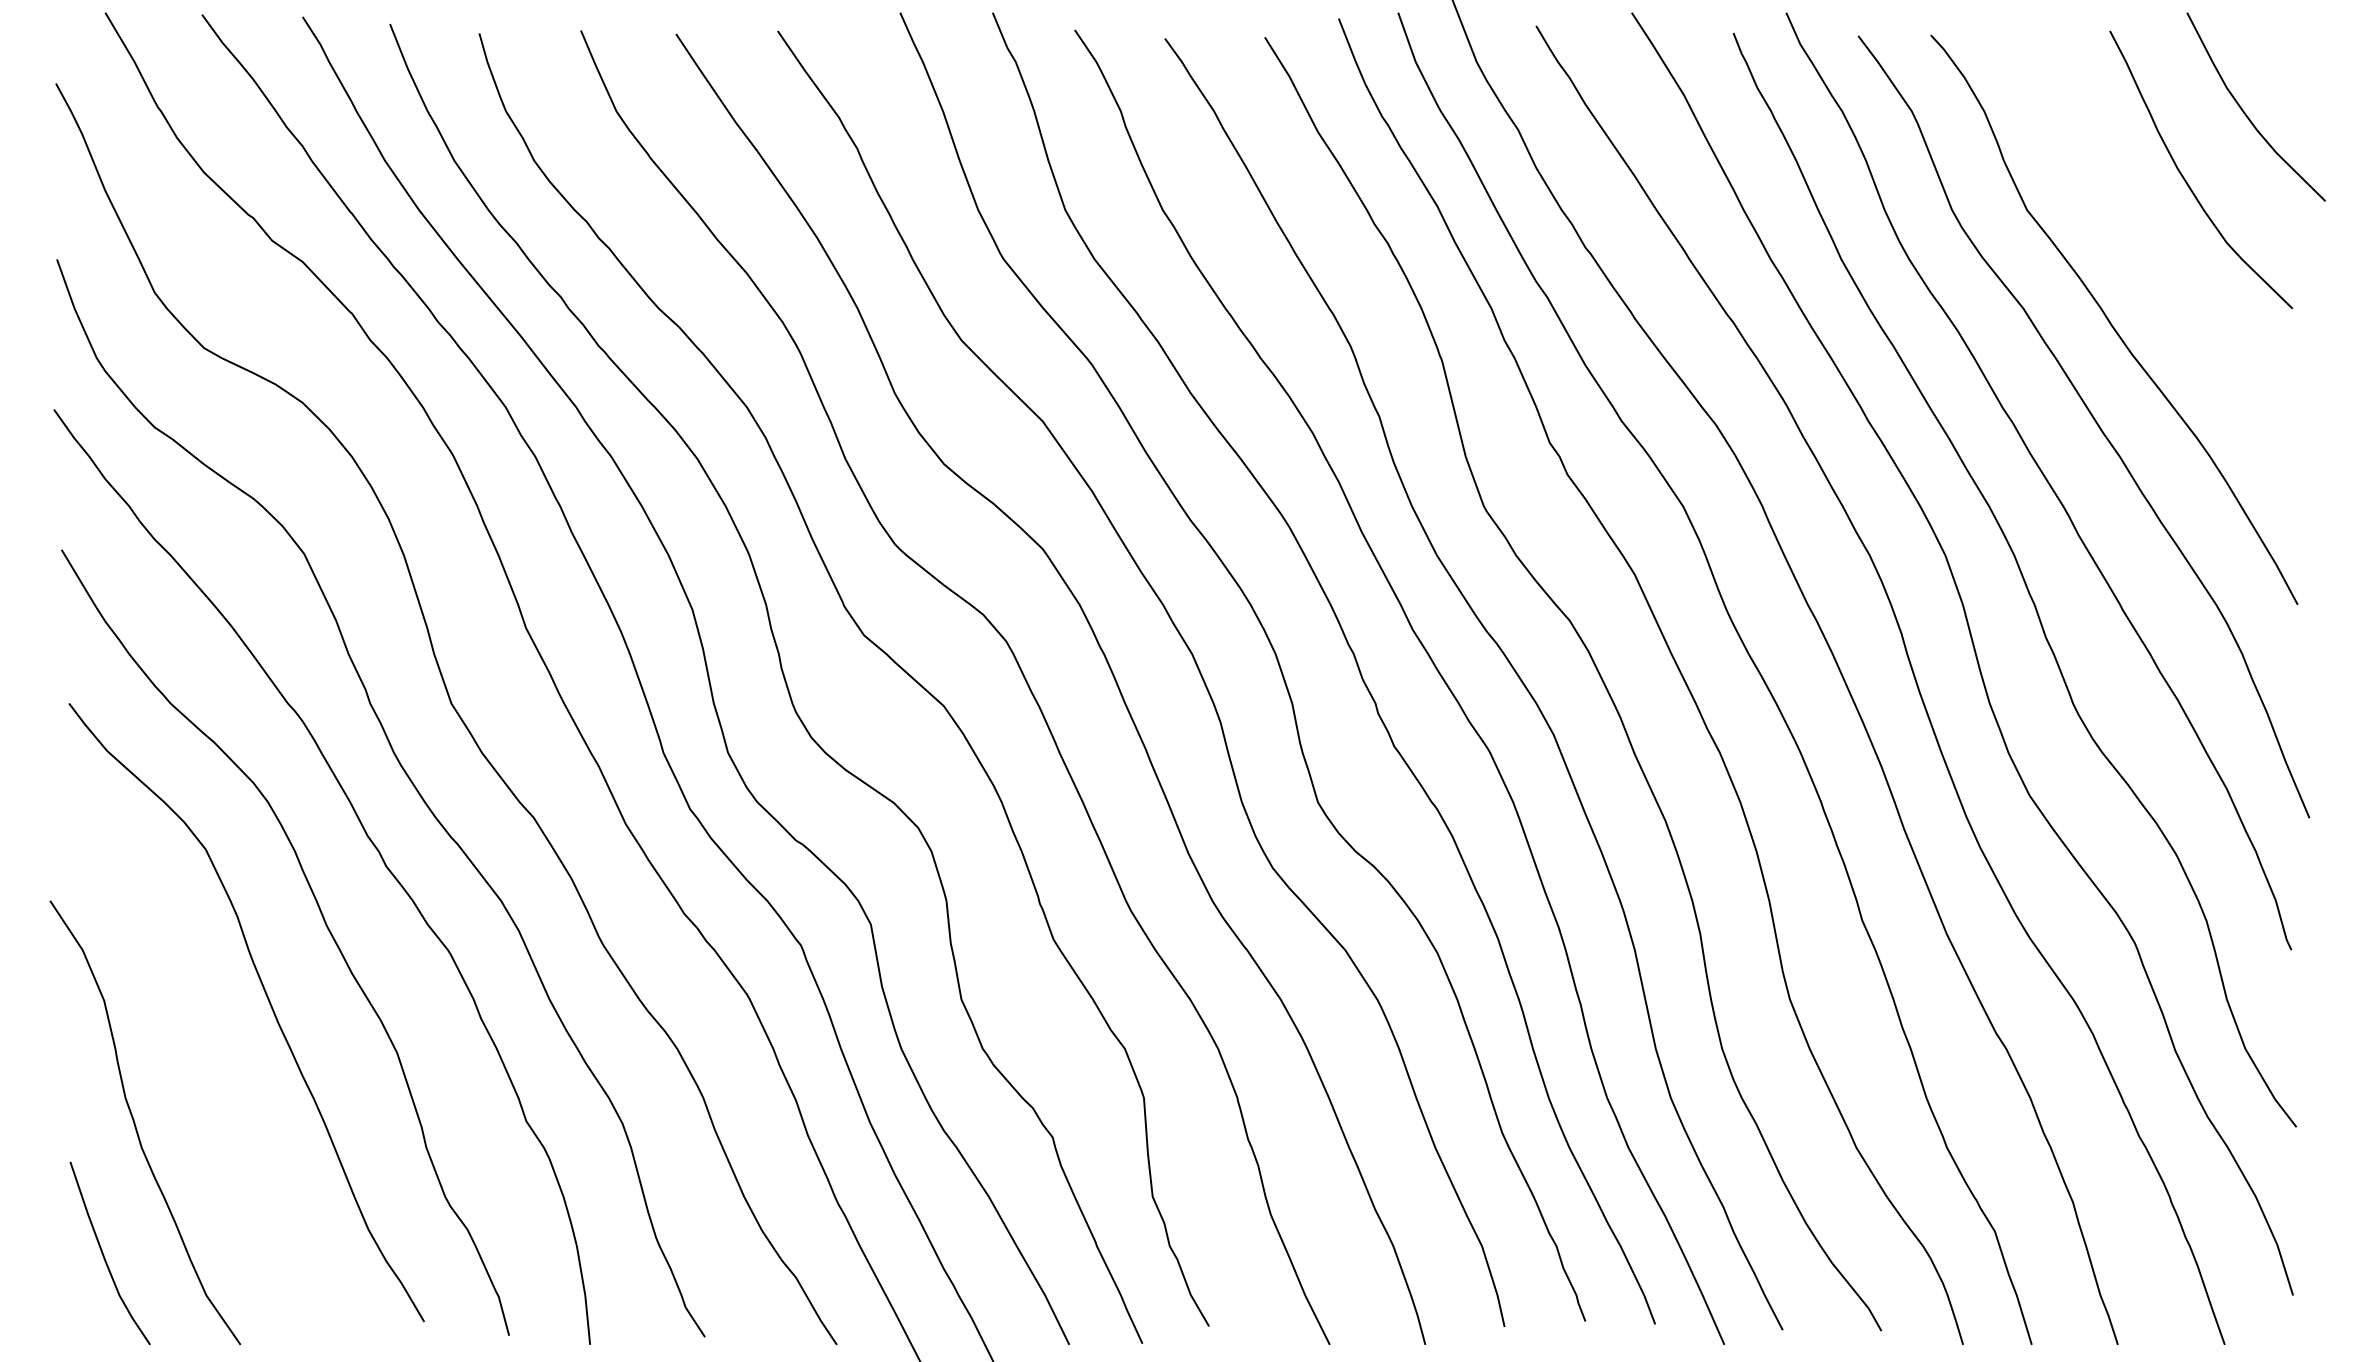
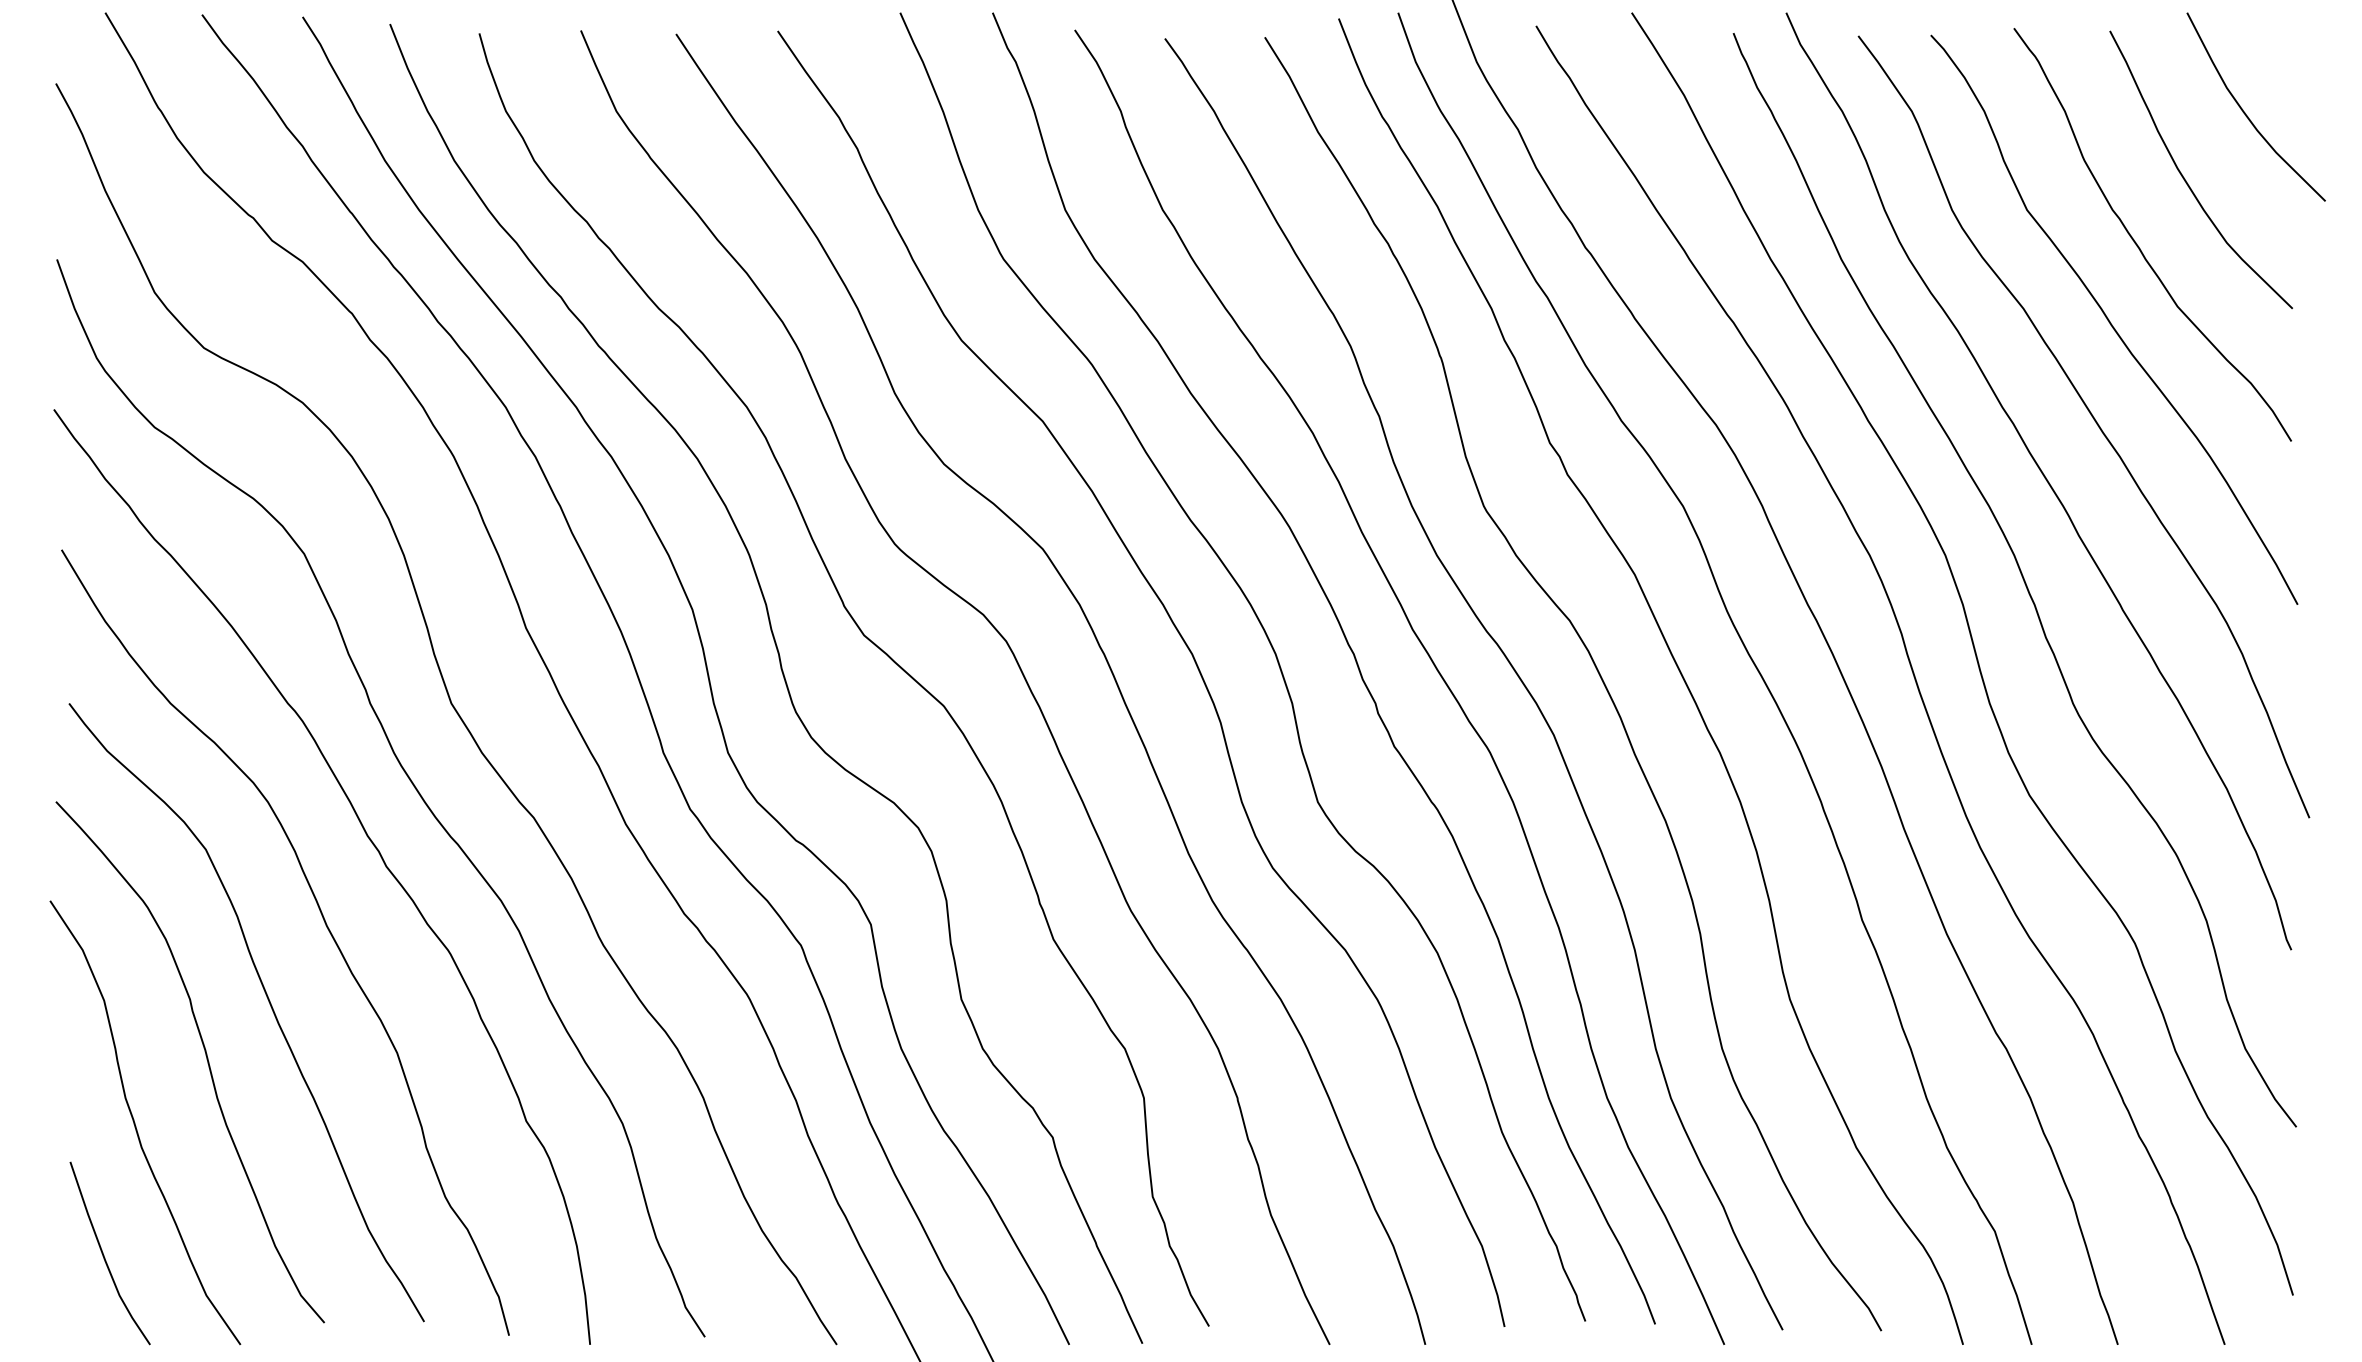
curve: none -> present (2139, 246)
curve: none -> present (206, 1059)
